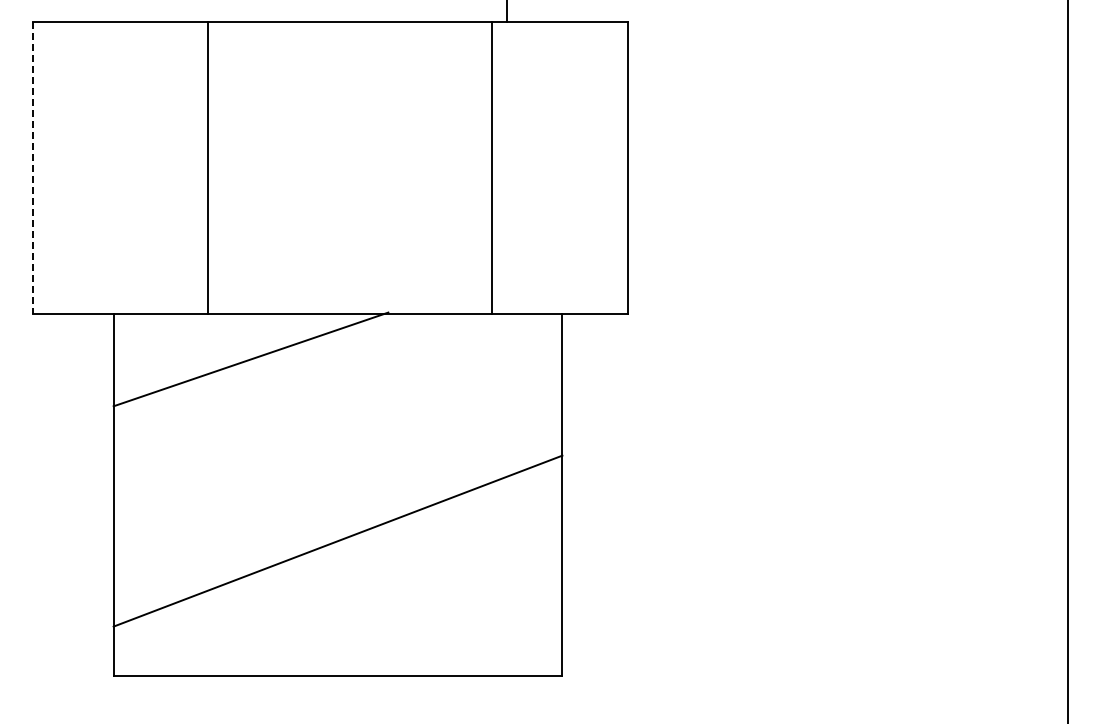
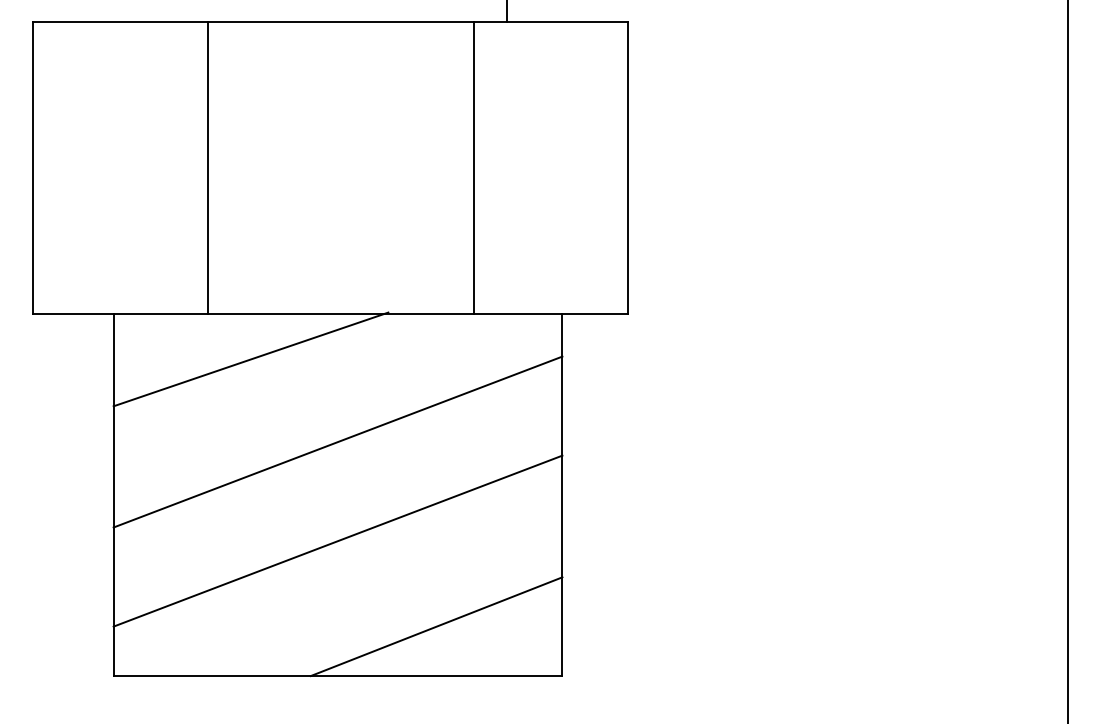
line position: (491, 167) -> (473, 167) (473, 167)
line: dashed -> solid (33, 168)
line: none -> present (337, 441)
line: none -> present (436, 626)
